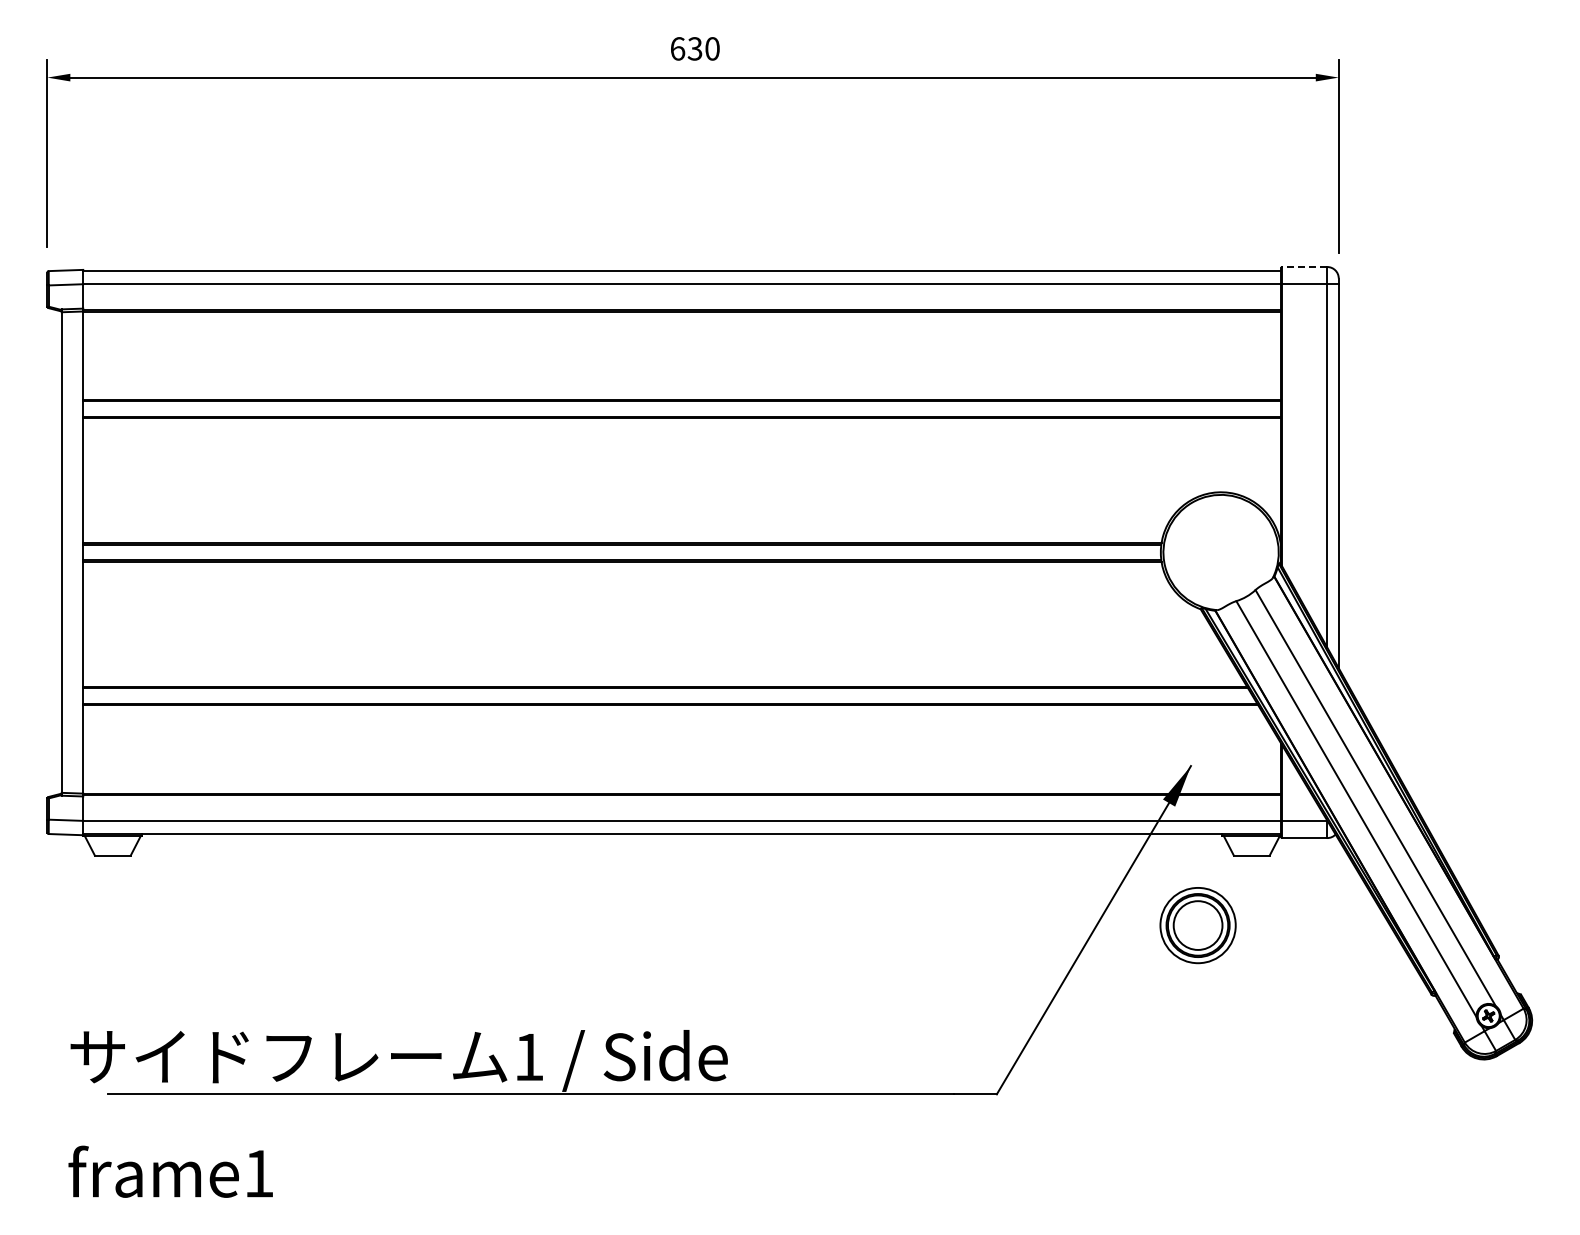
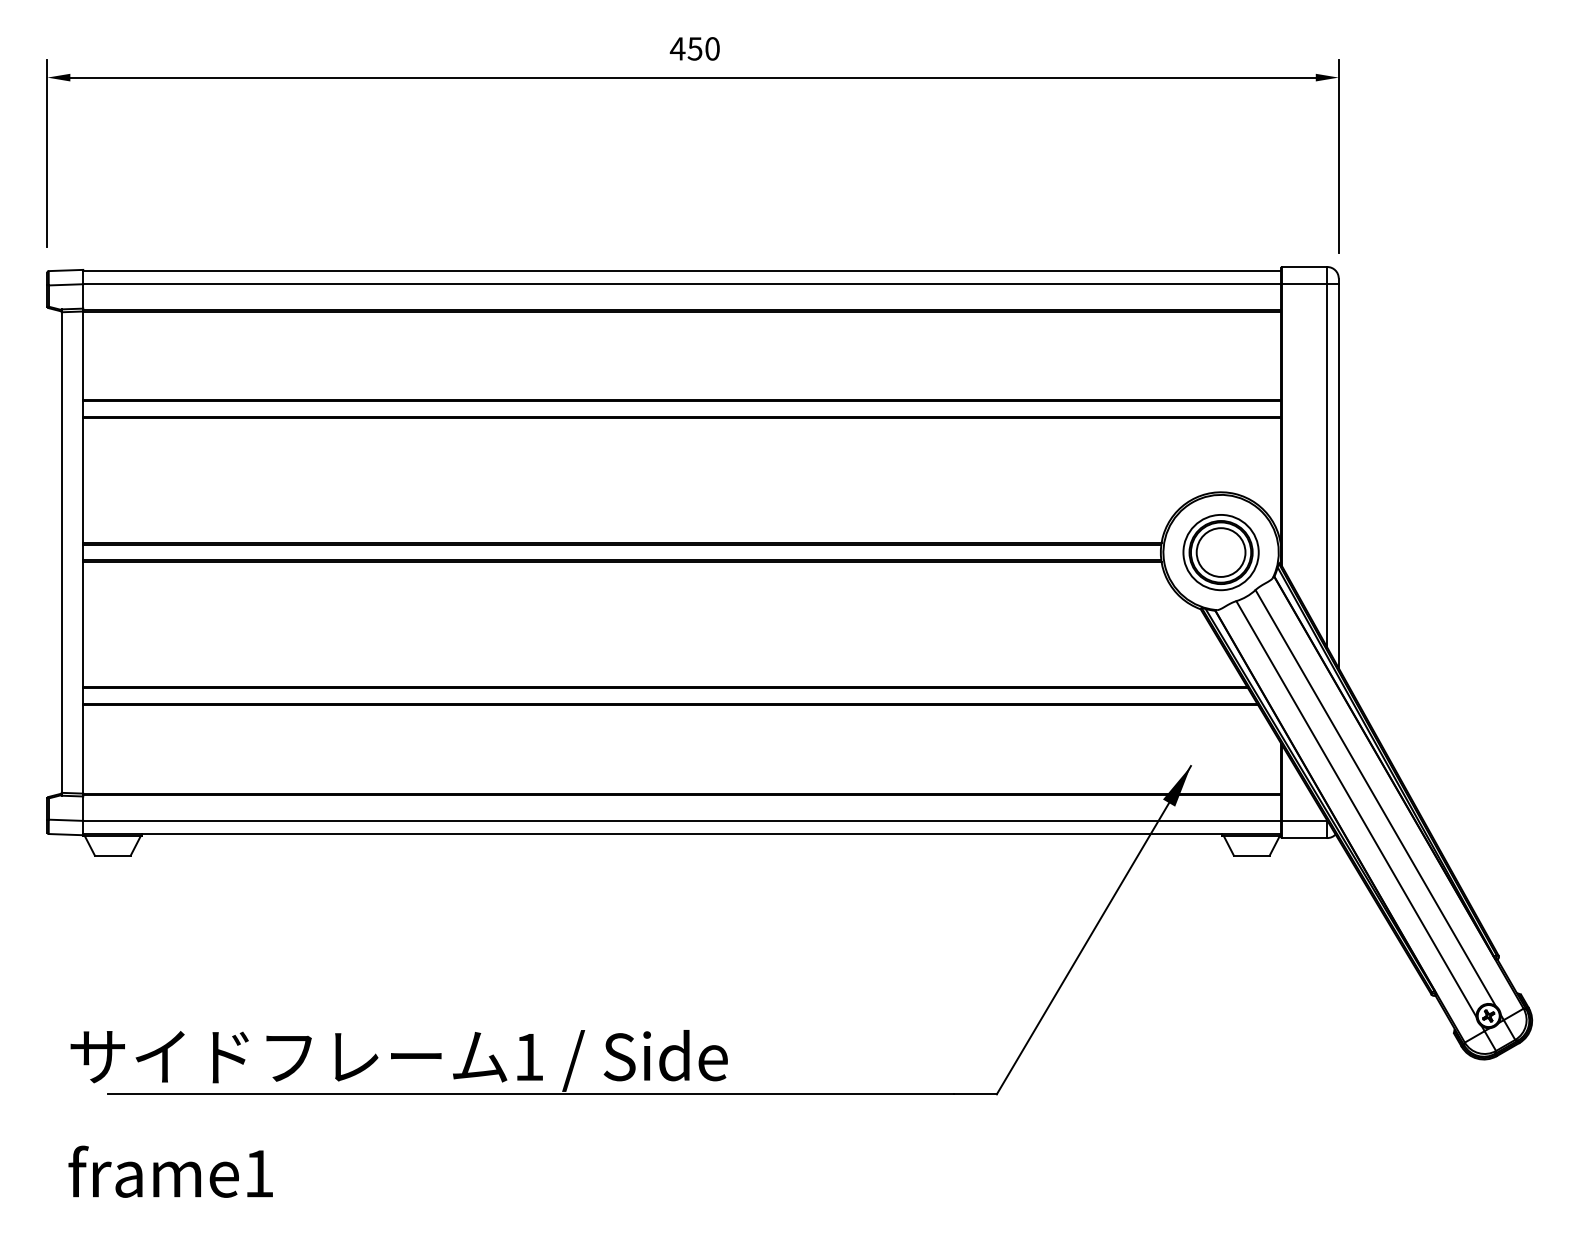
text: 630 -> 450 (685, 48)
line: dashed -> solid (1304, 267)
part position: (1197, 925) -> (1220, 552) (1220, 552)
